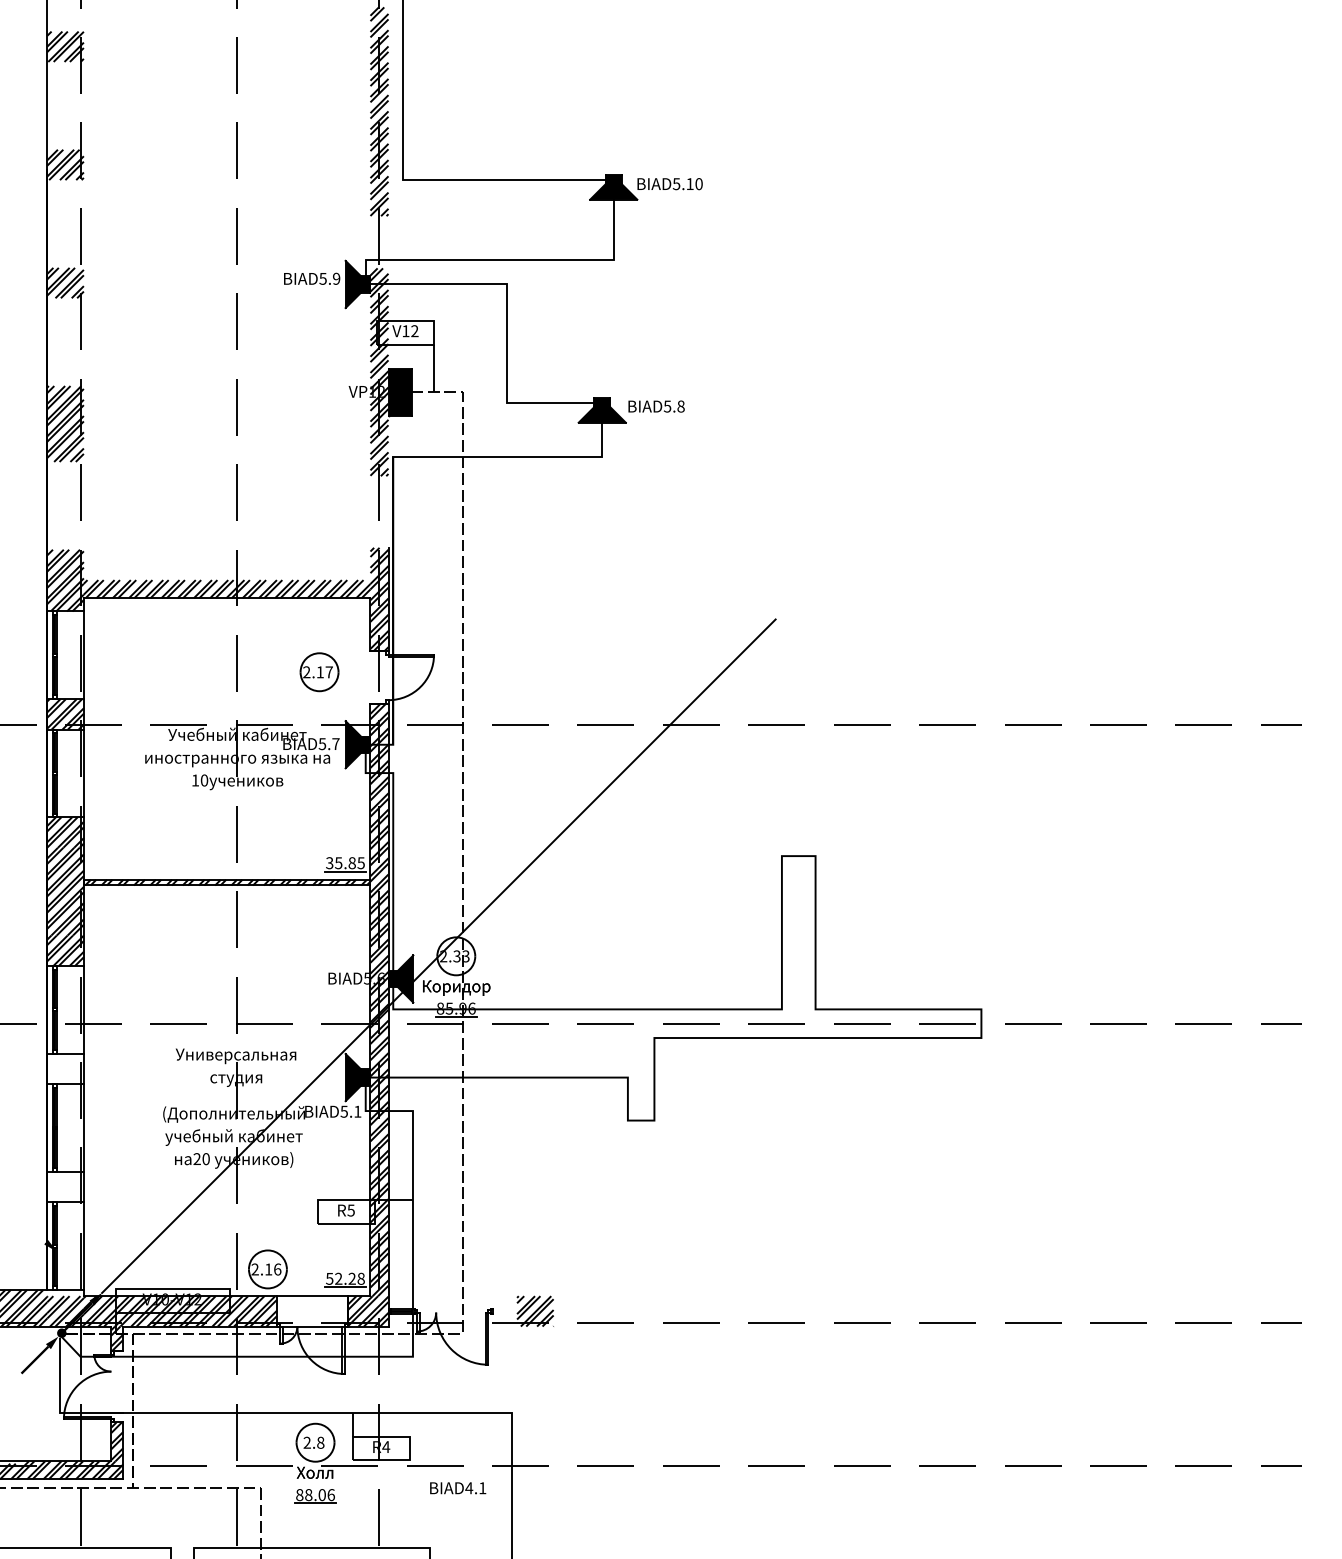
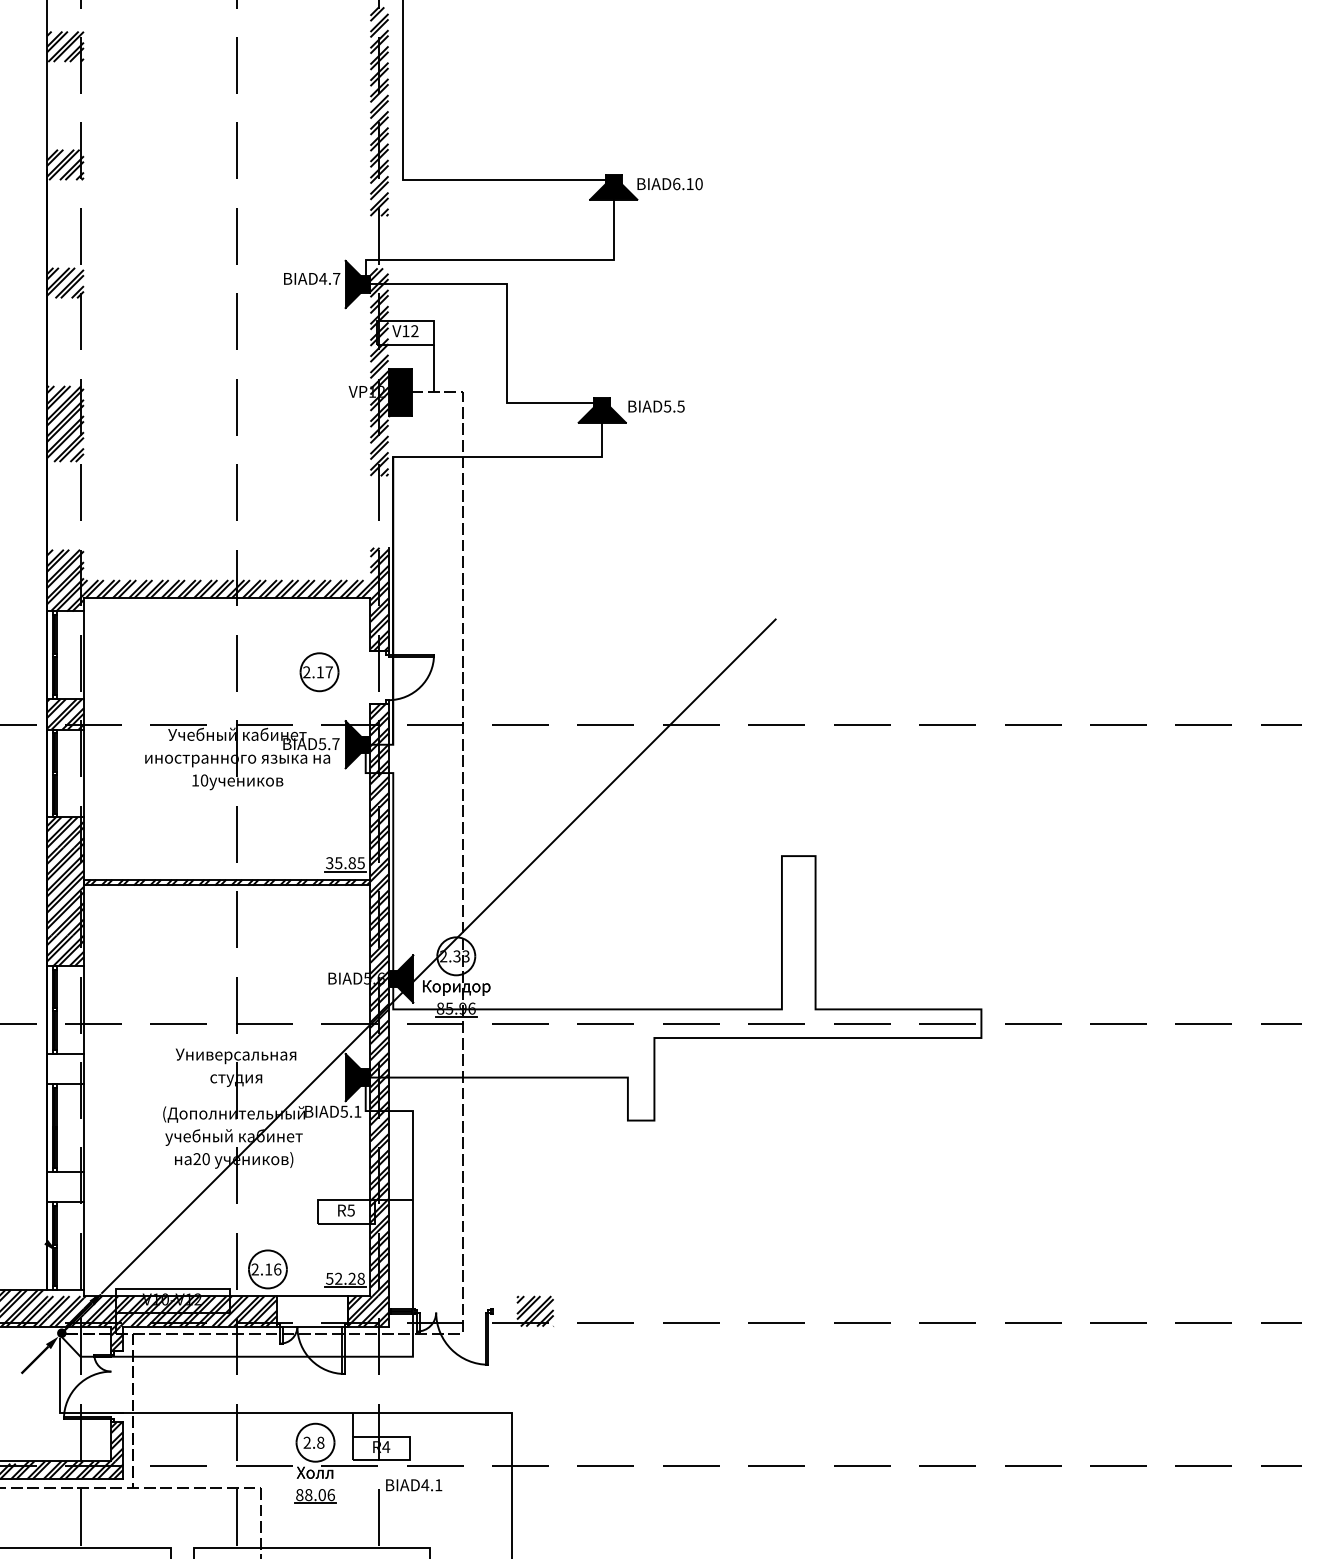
text: BIAD5.10 -> BIAD6.10 (676, 184)
text: BIAD5.9 -> BIAD4.7 (329, 278)
text: BIAD5.8 -> BIAD5.5 (680, 406)
text position: (458, 1488) -> (414, 1485) (414, 1485)
